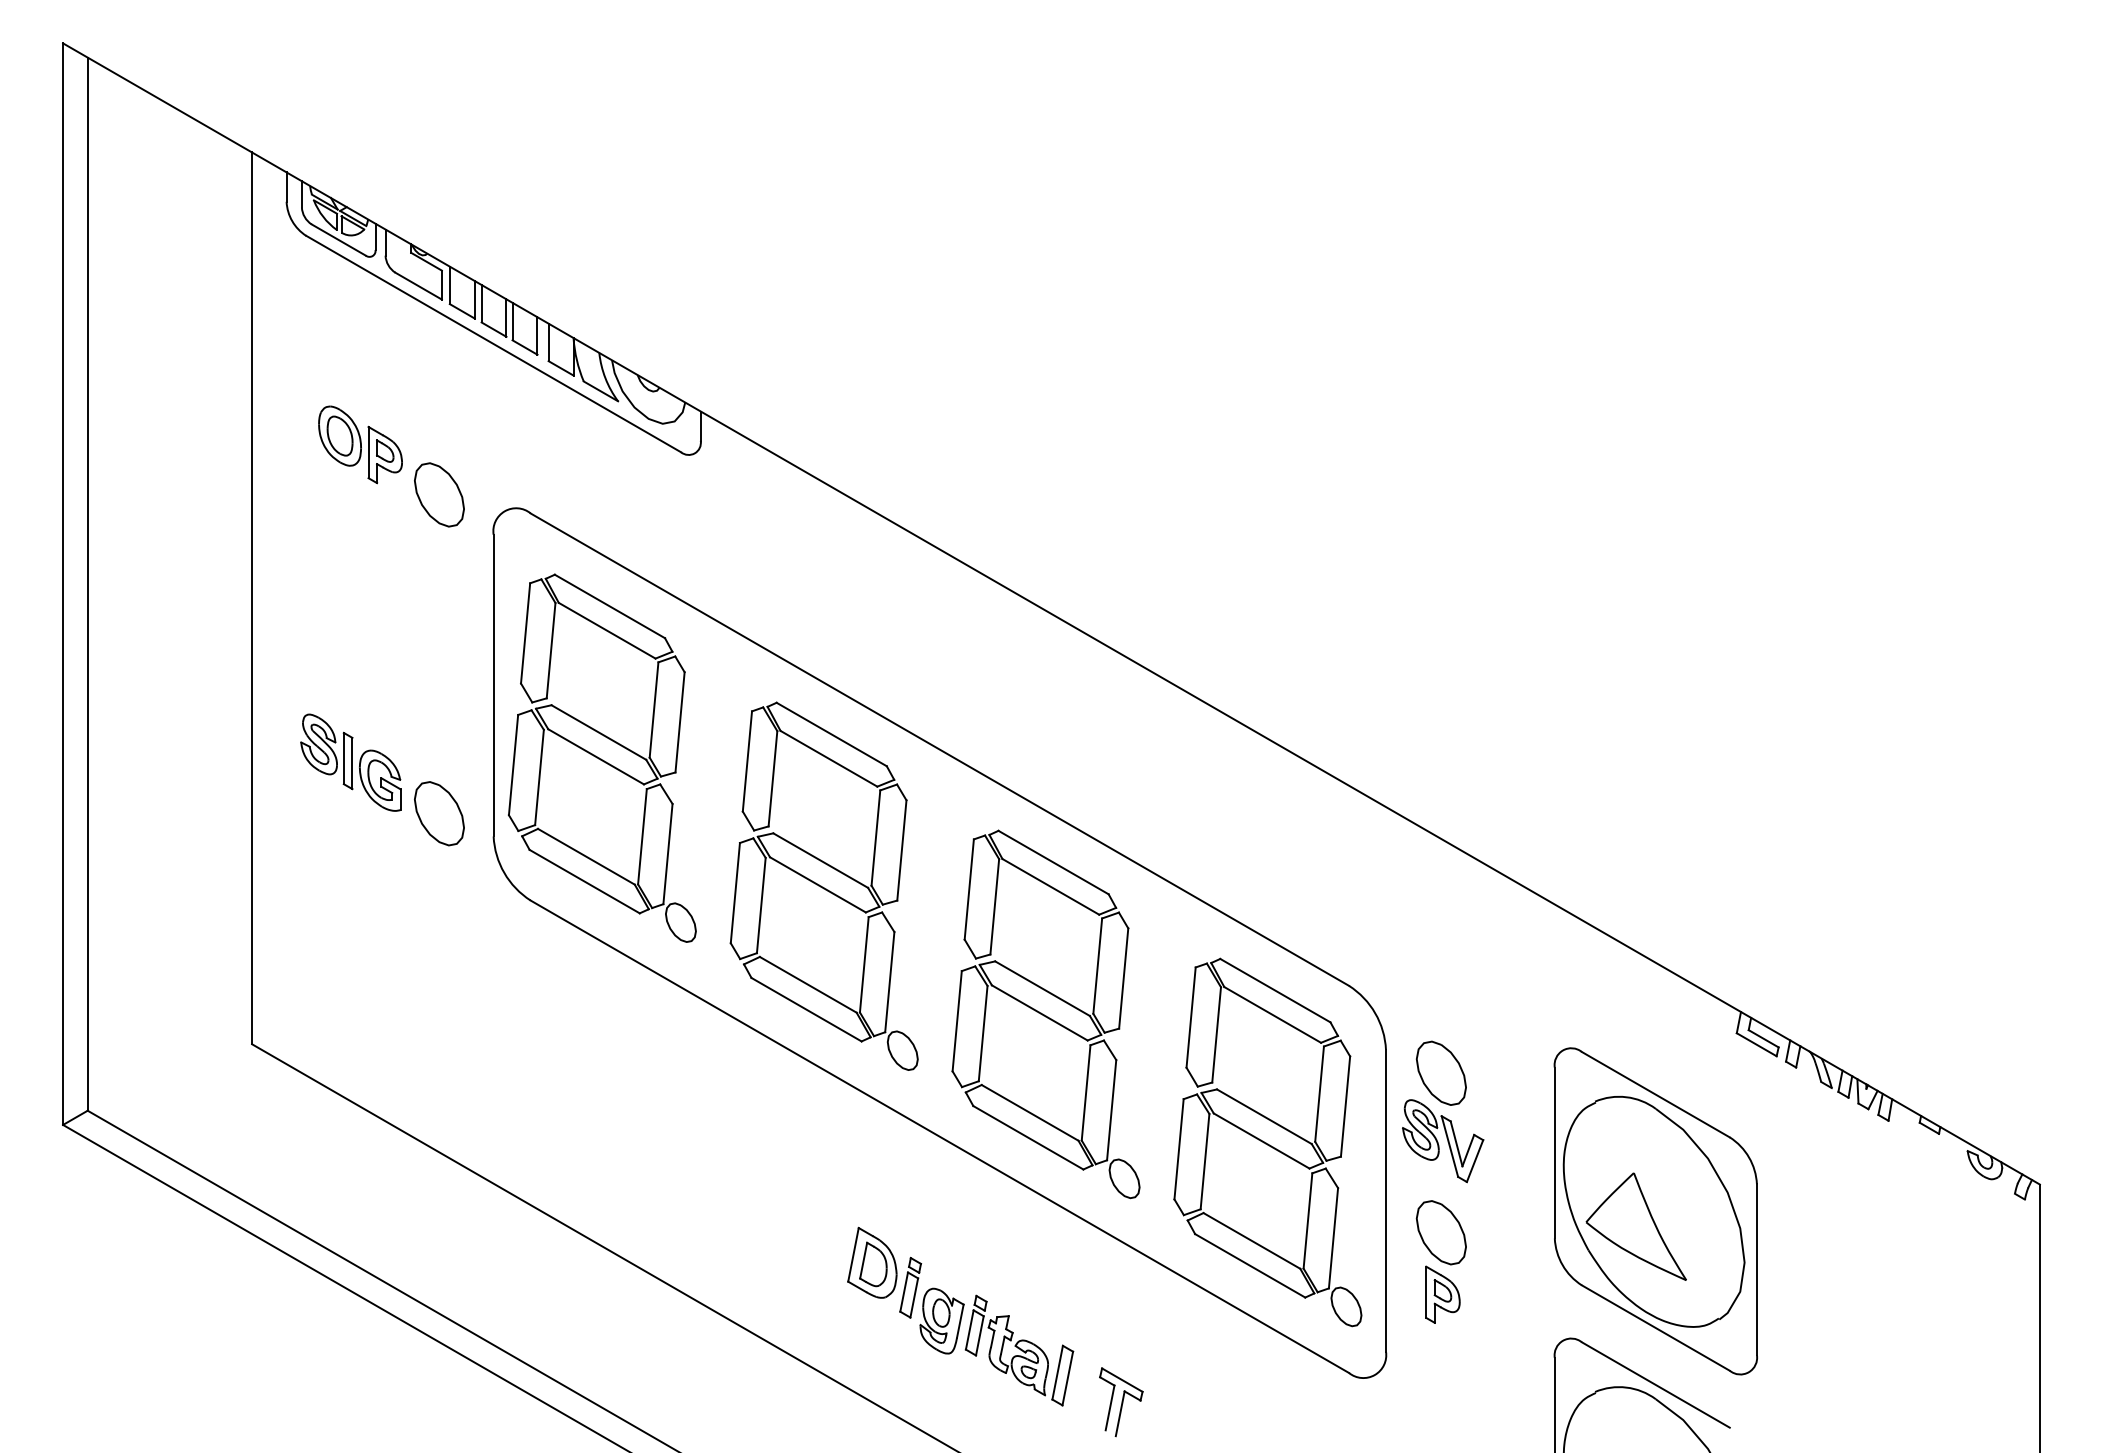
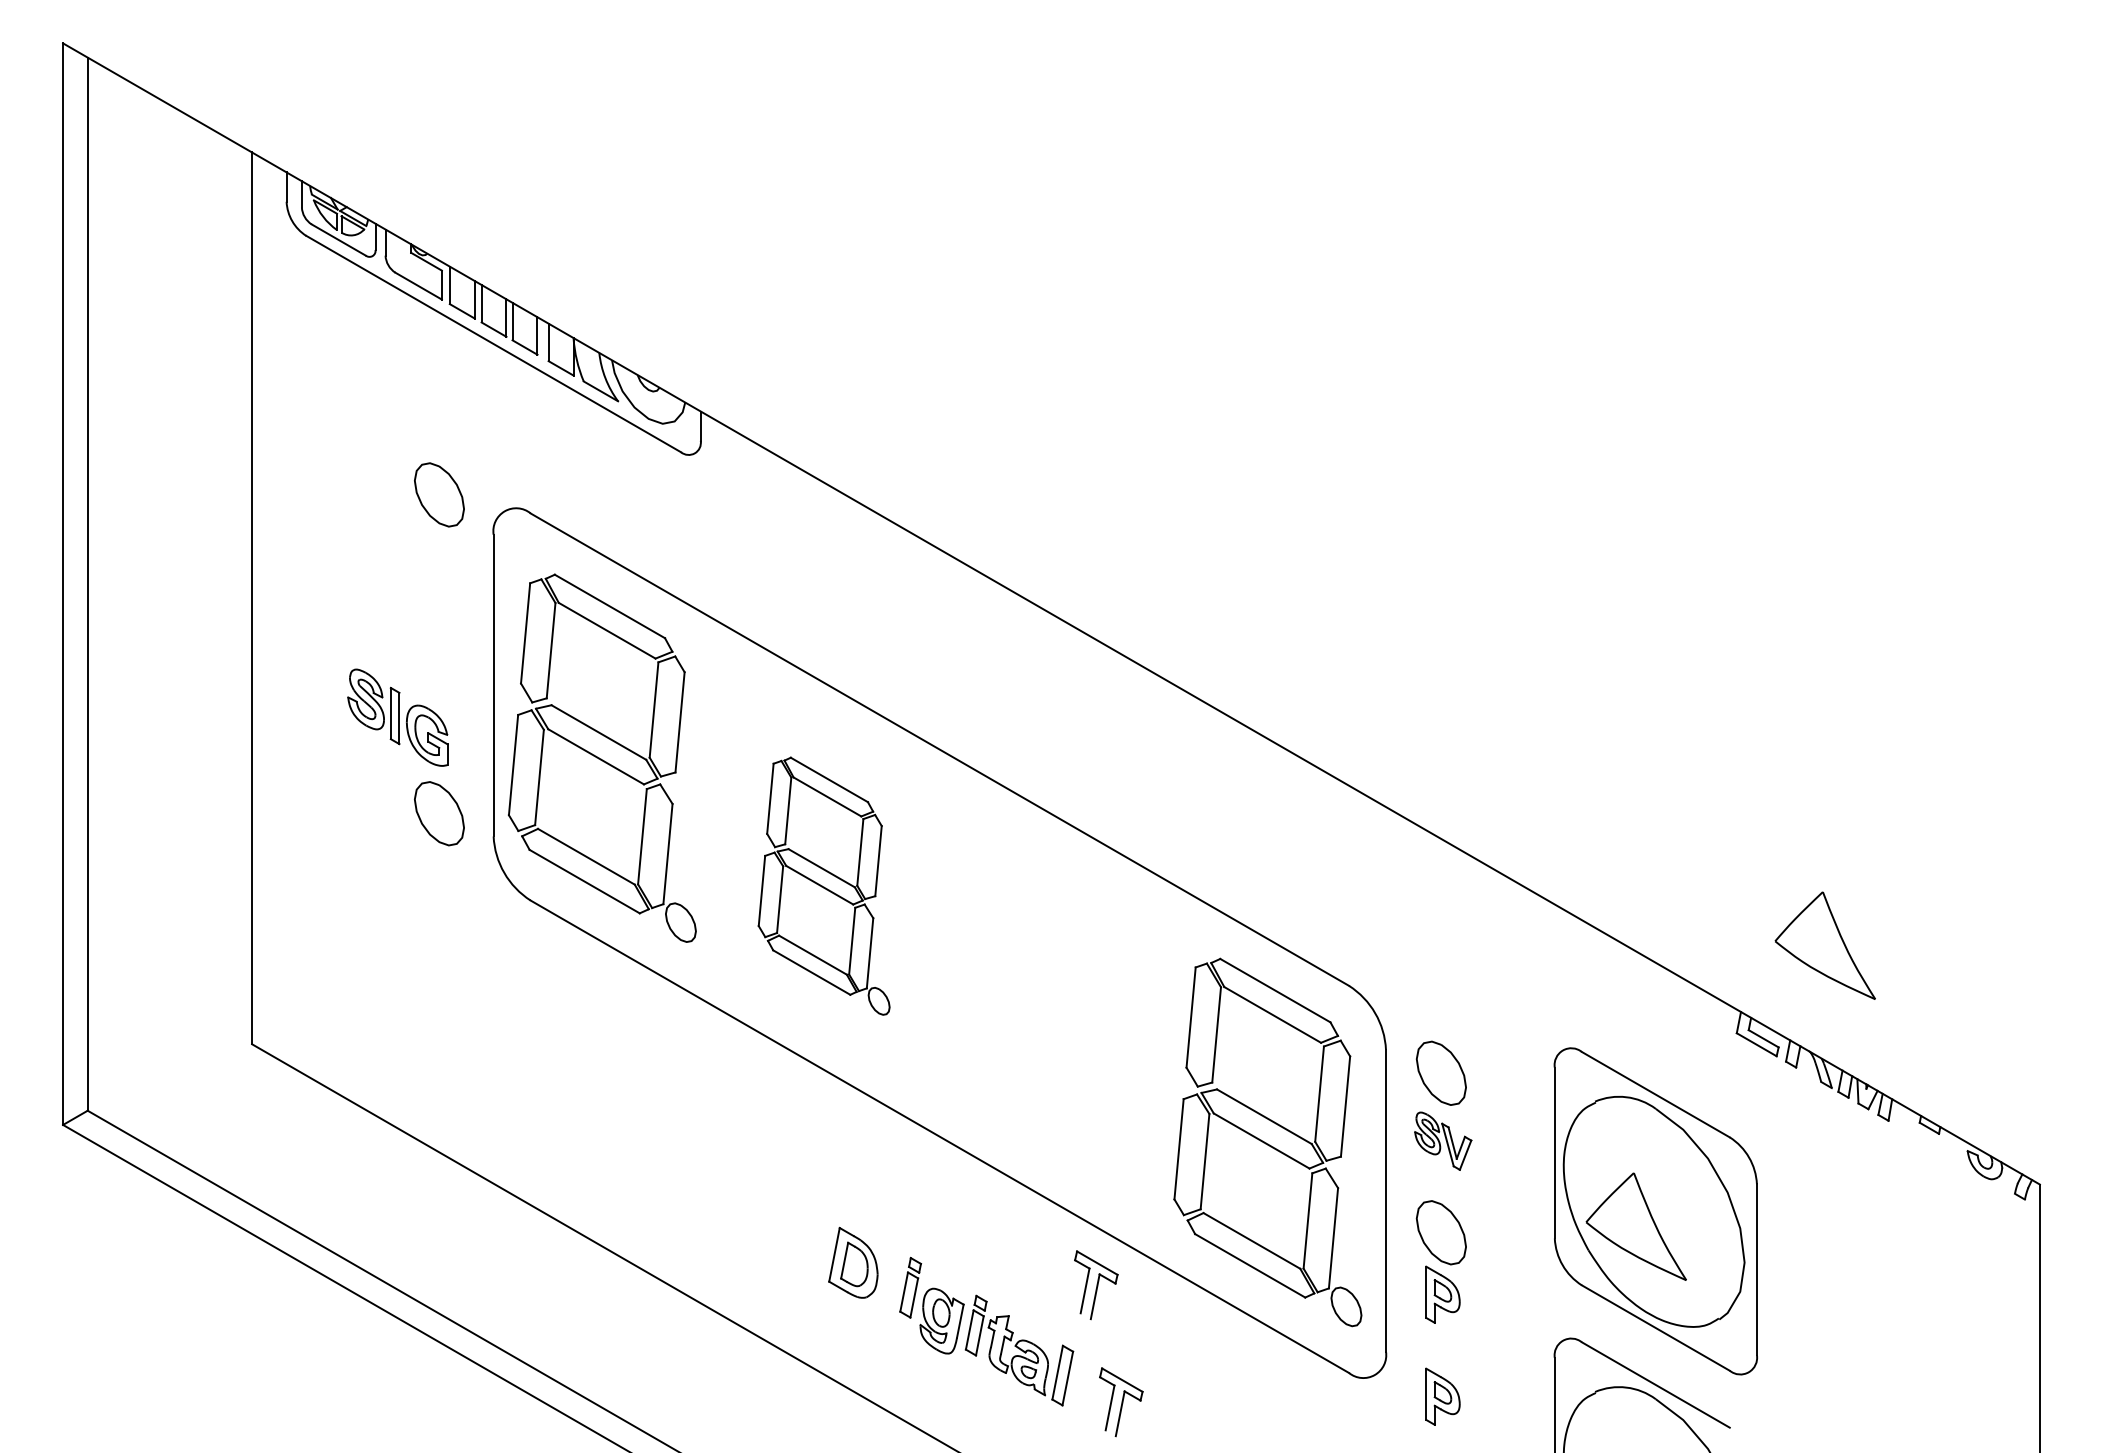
part: present -> none (360, 444)
part position: (350, 762) -> (397, 717) (397, 717)
part size: 190x370 px -> 134x260 px (823, 885)
part: none -> present (1824, 945)
part: present -> none (1045, 1014)
part size: 83x85 px -> 59x60 px (1443, 1140)
part position: (872, 1262) -> (853, 1262) (853, 1262)
part: none -> present (1096, 1285)
part: none -> present (1442, 1396)
